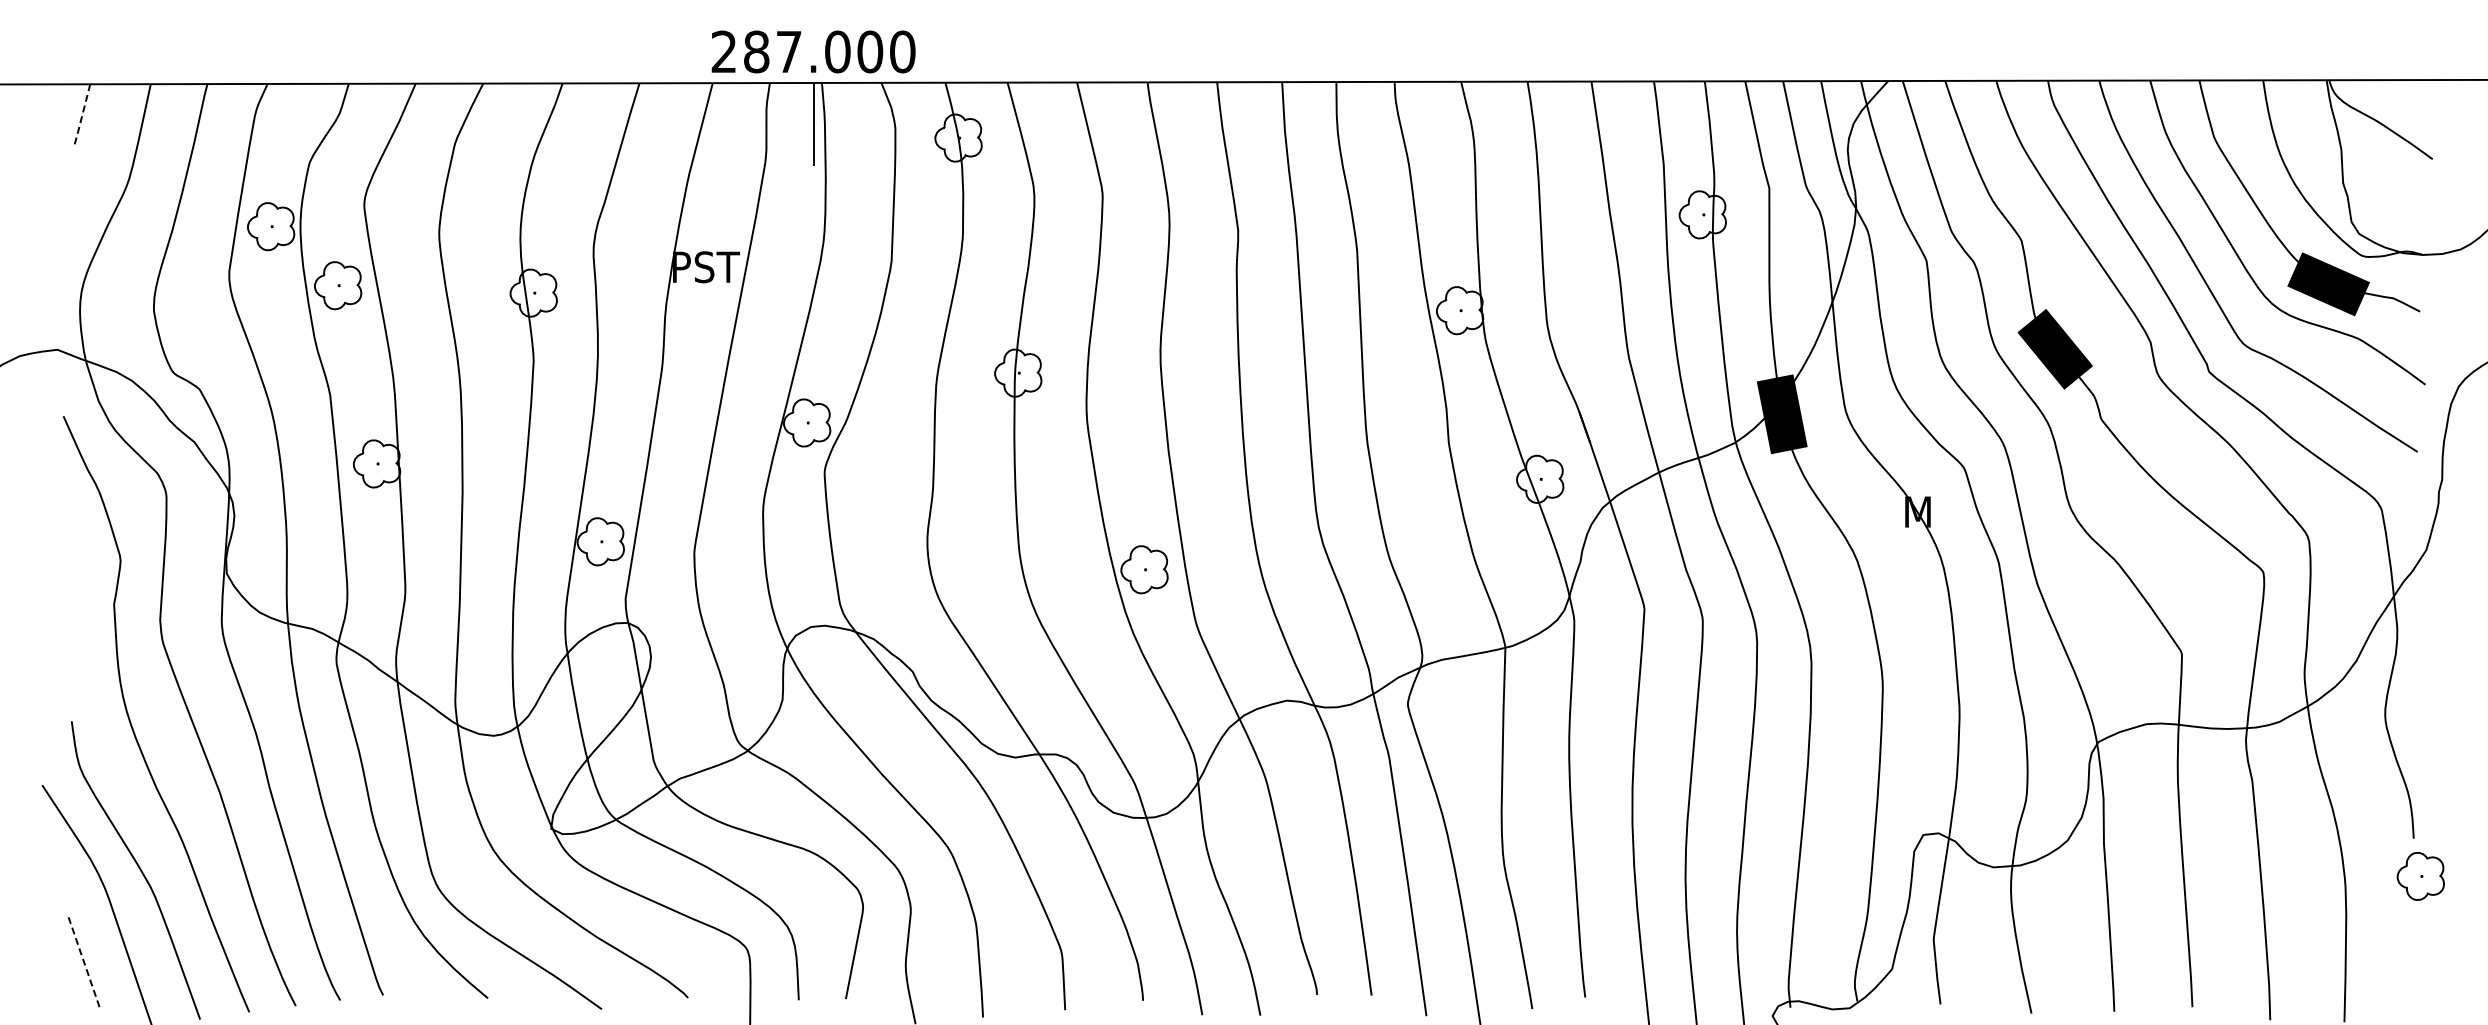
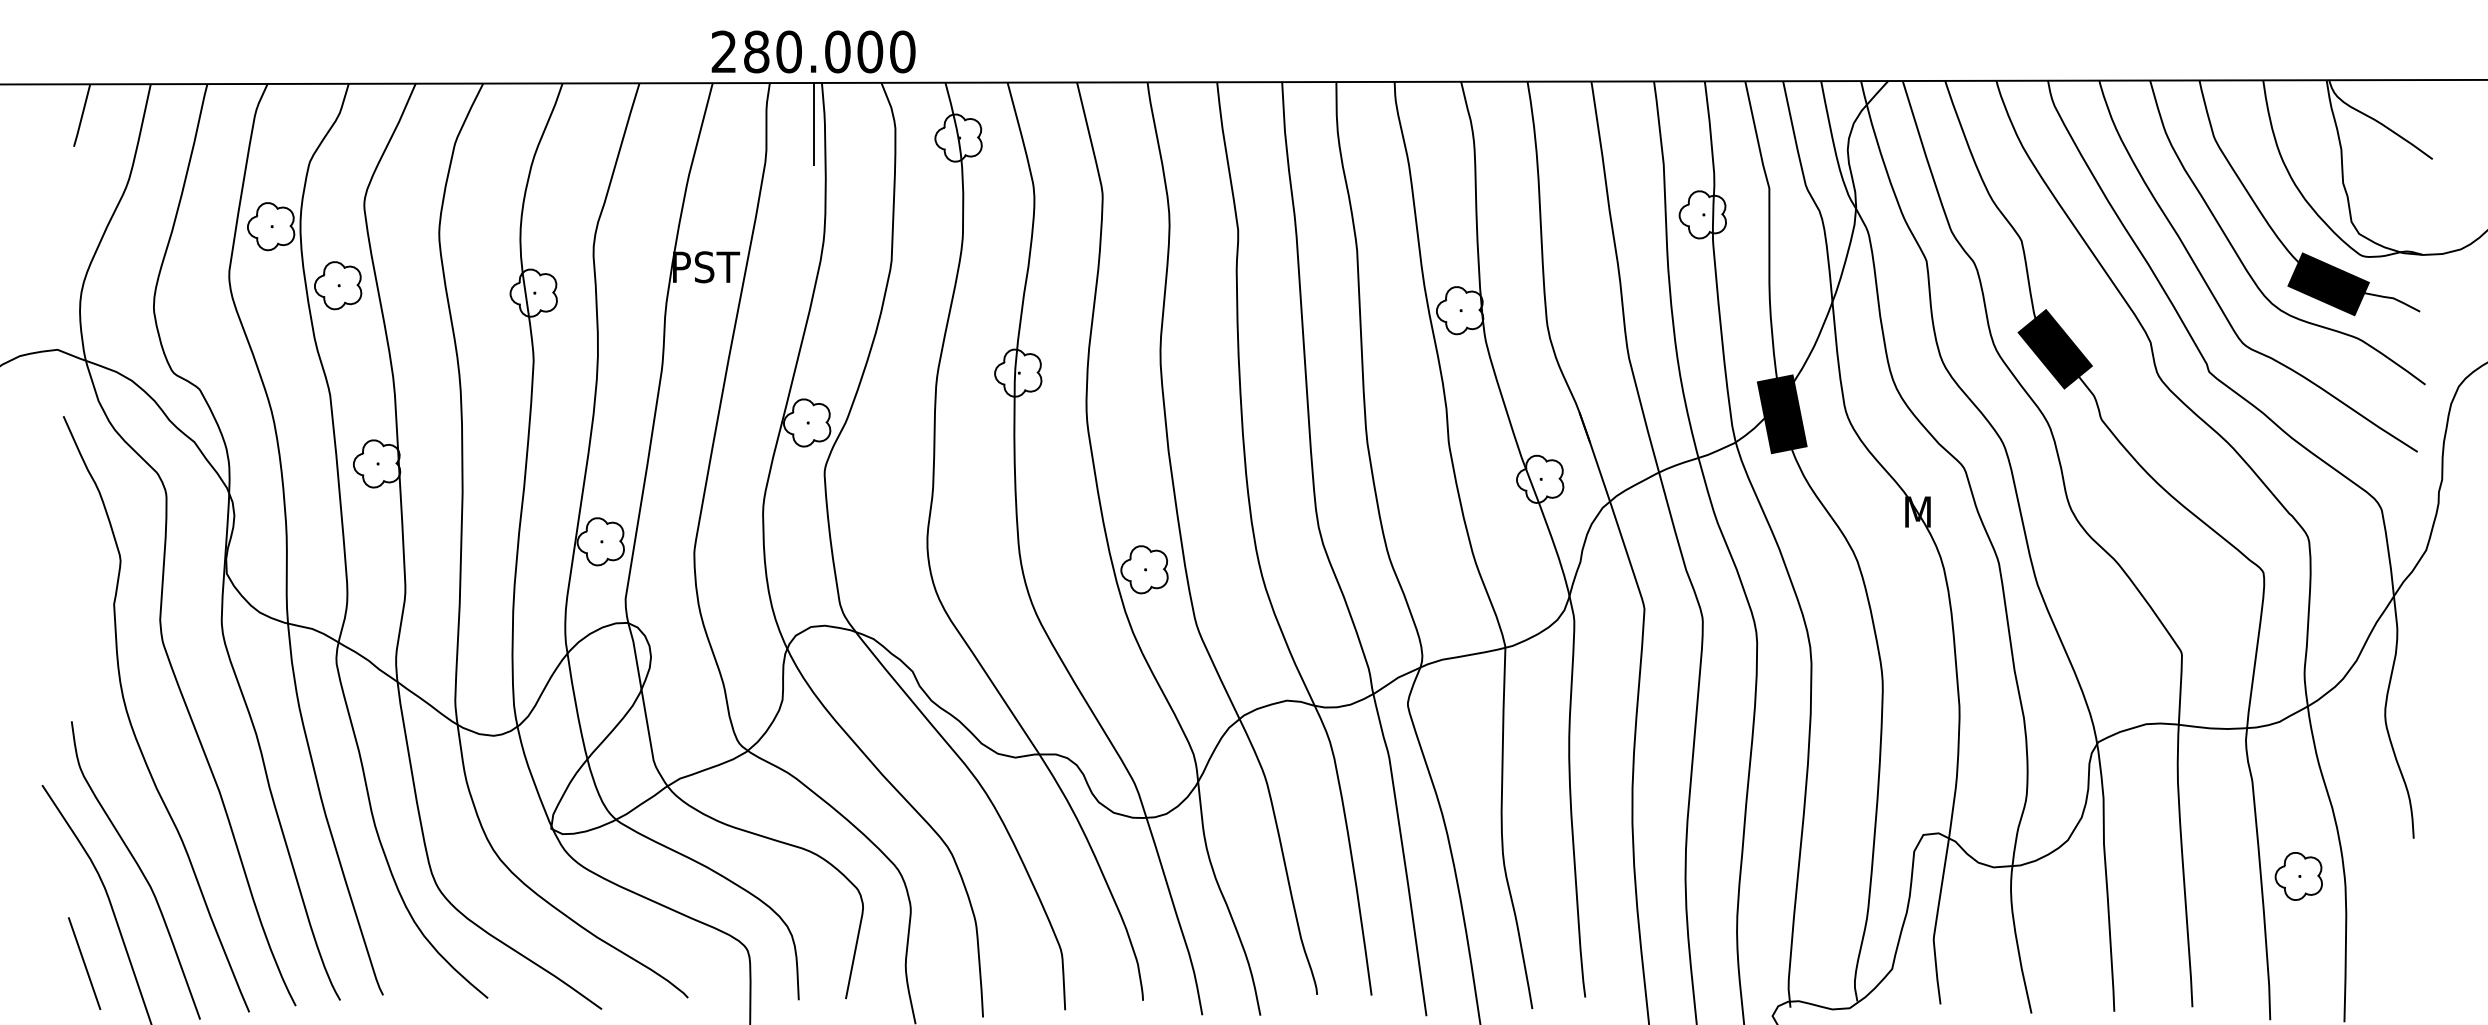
text: 287.000 -> 280.000 (788, 51)
line: dashed -> solid (81, 116)
part position: (2420, 876) -> (2298, 876) (2298, 876)
line: dashed -> solid (84, 964)
